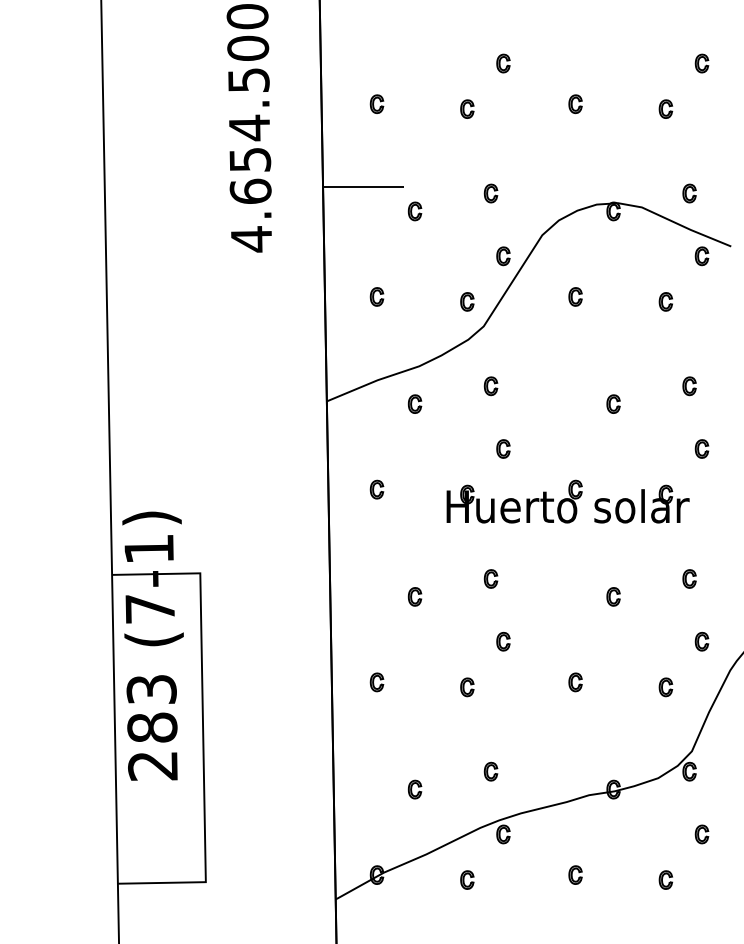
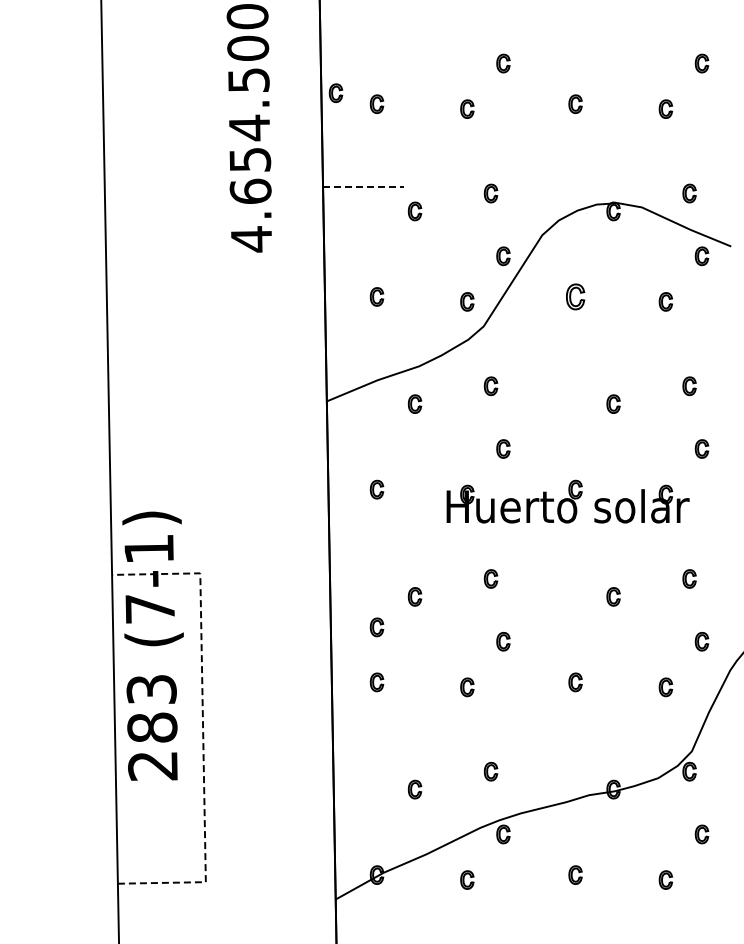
part: none -> present (335, 92)
line: solid -> dashed (363, 187)
part size: 15x20 px -> 20x28 px (575, 296)
part: none -> present (376, 627)
line: solid -> dashed (203, 727)
